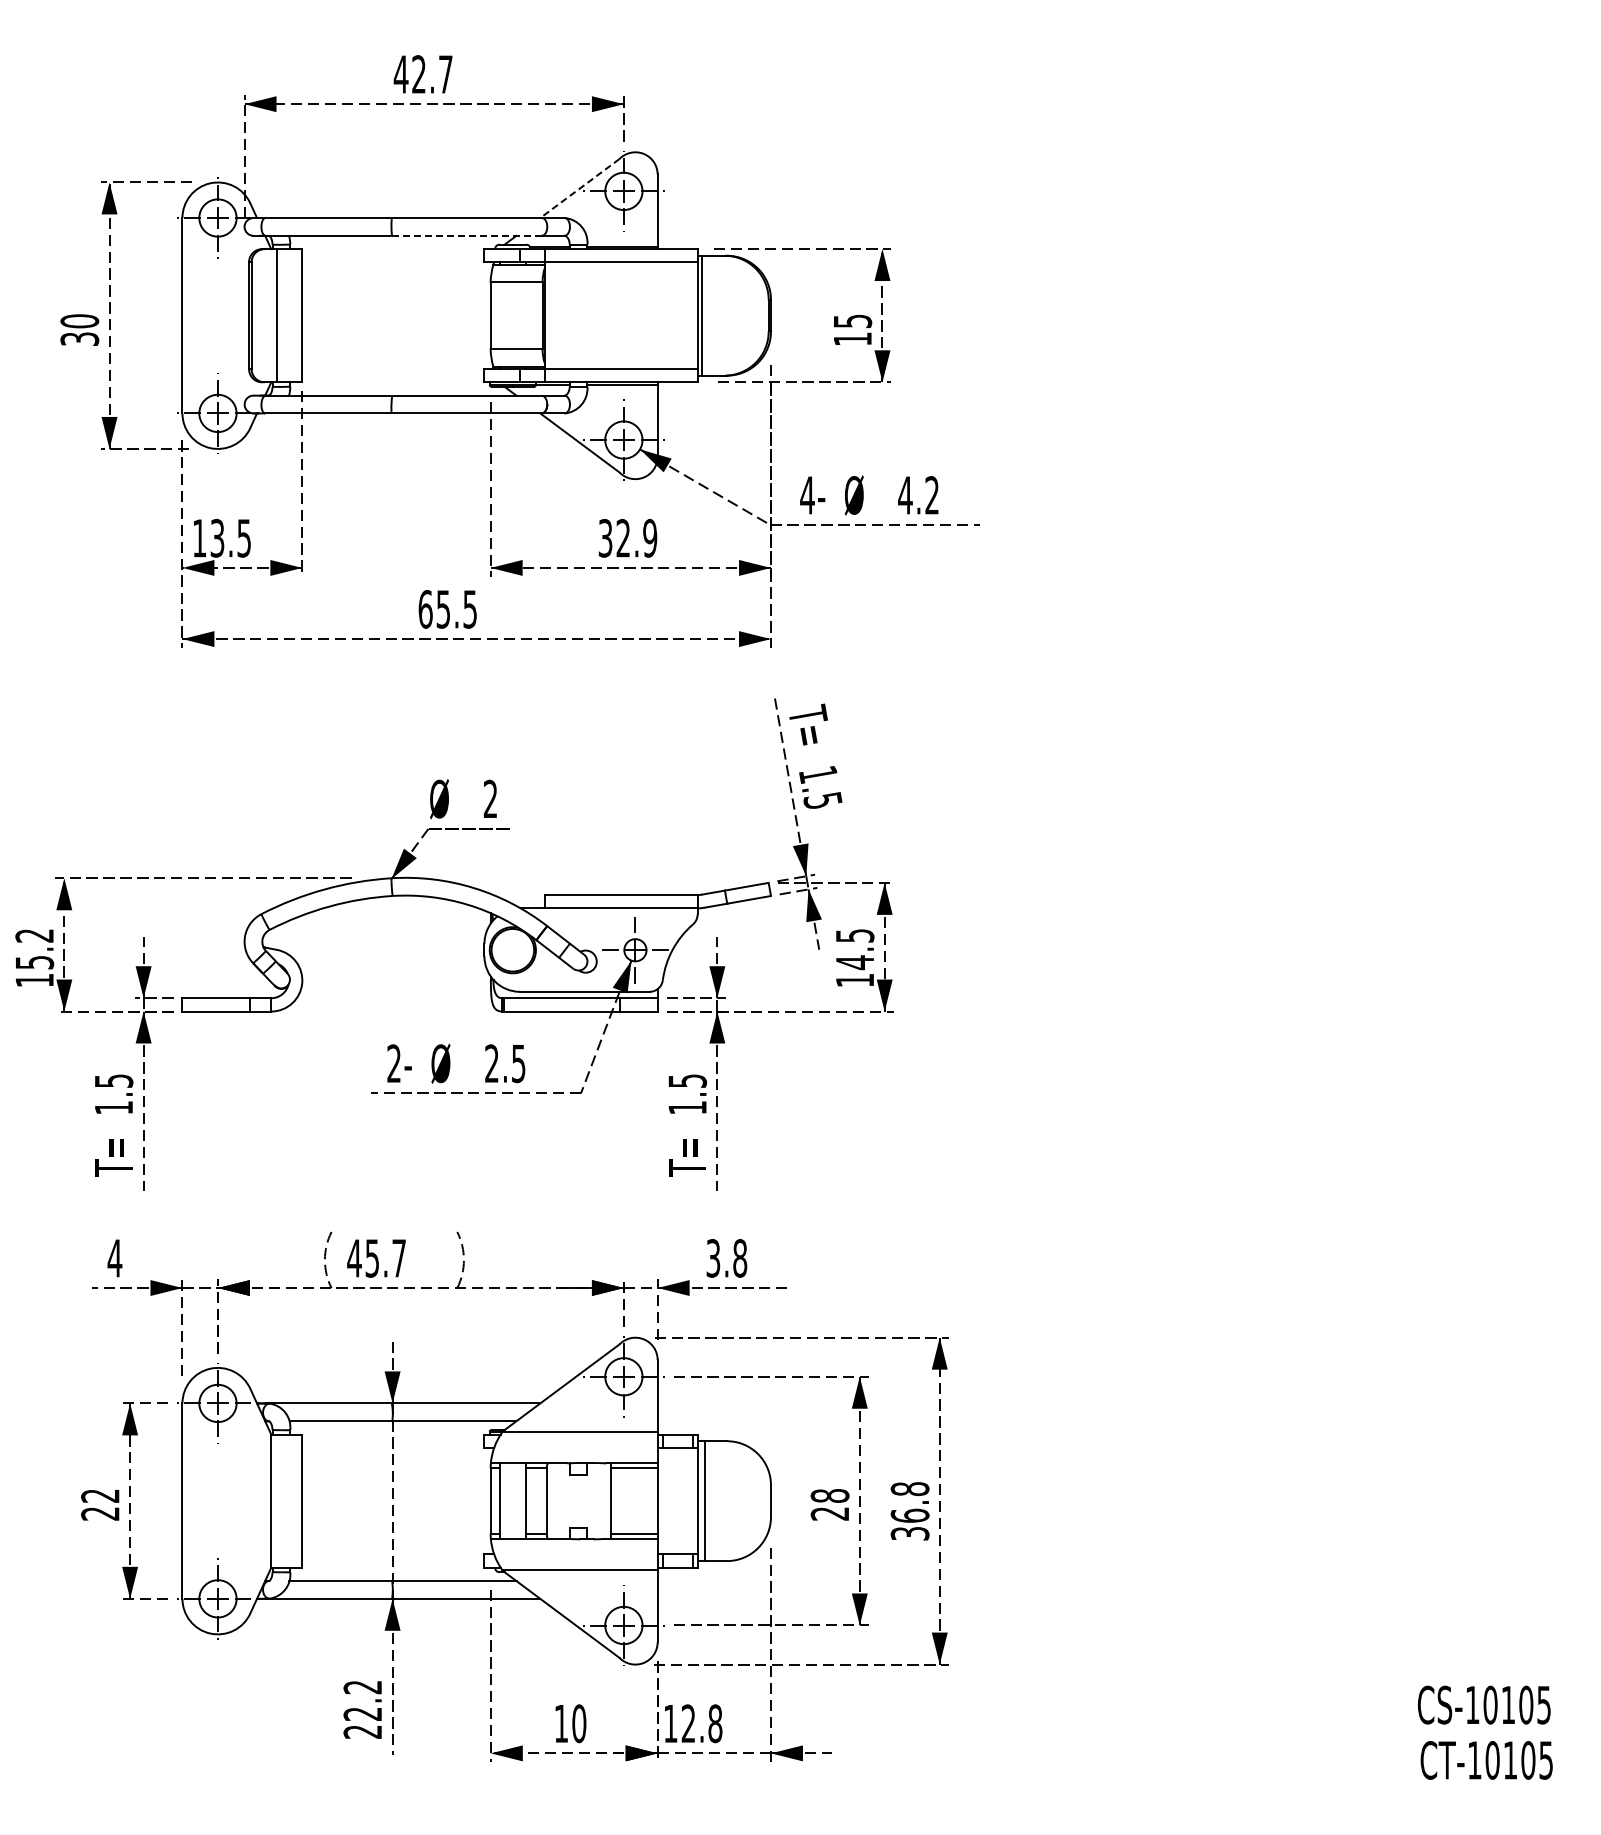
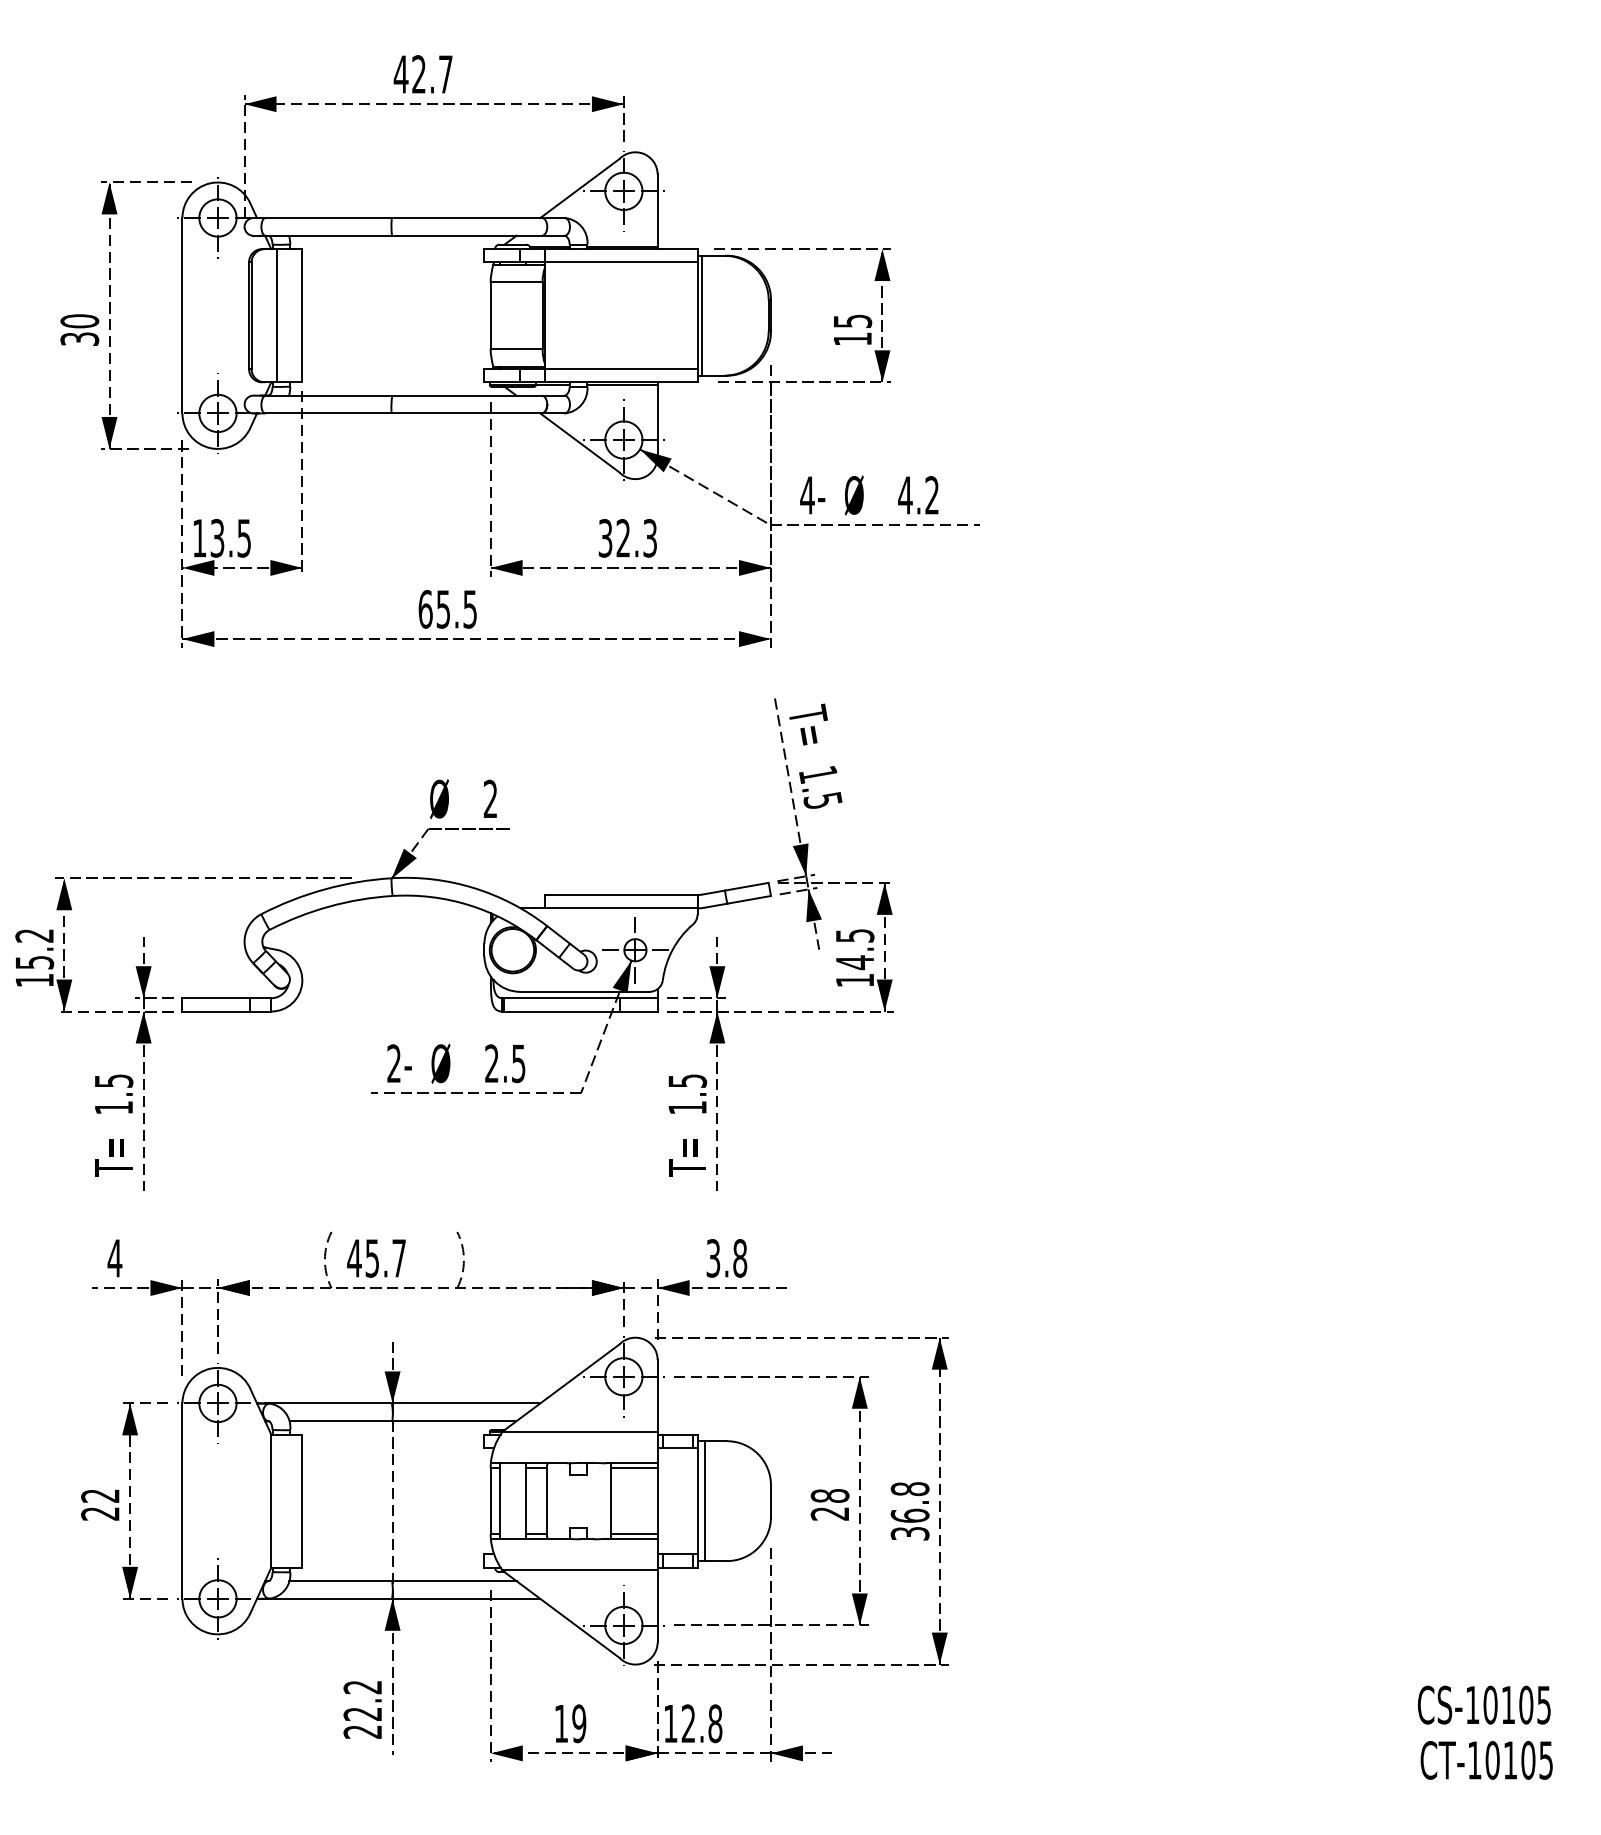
line: dashed -> solid (579, 188)
line: dashed -> solid (466, 235)
text: 32.9 -> 32.3 (650, 538)
text: 10 -> 19 (579, 1723)
